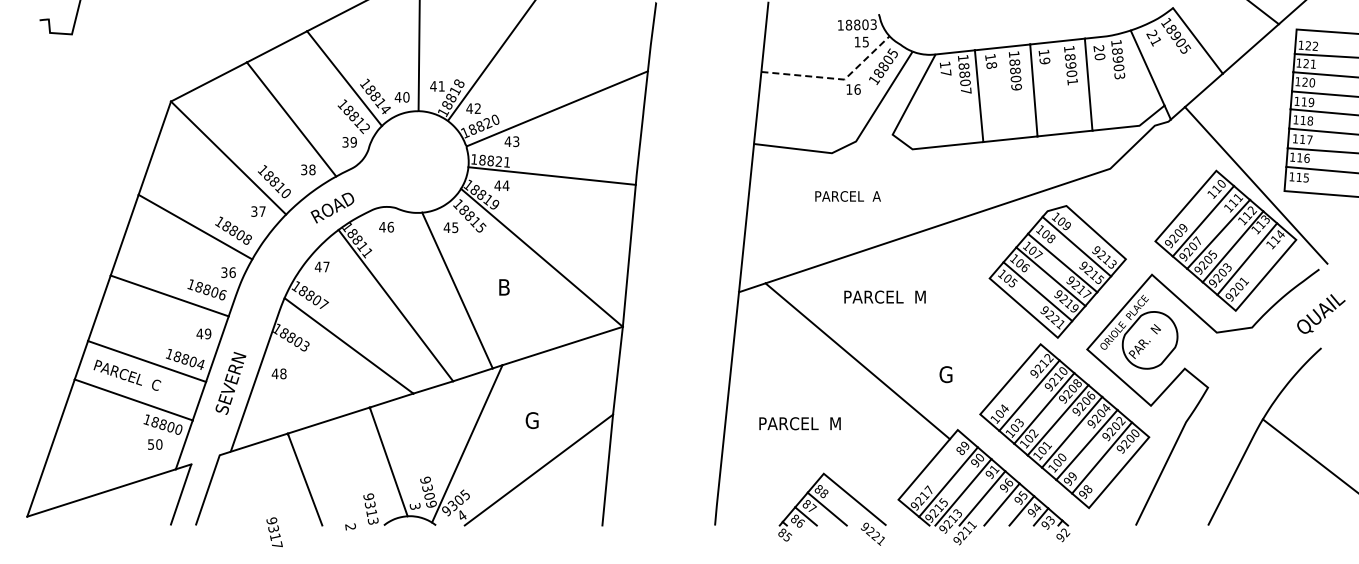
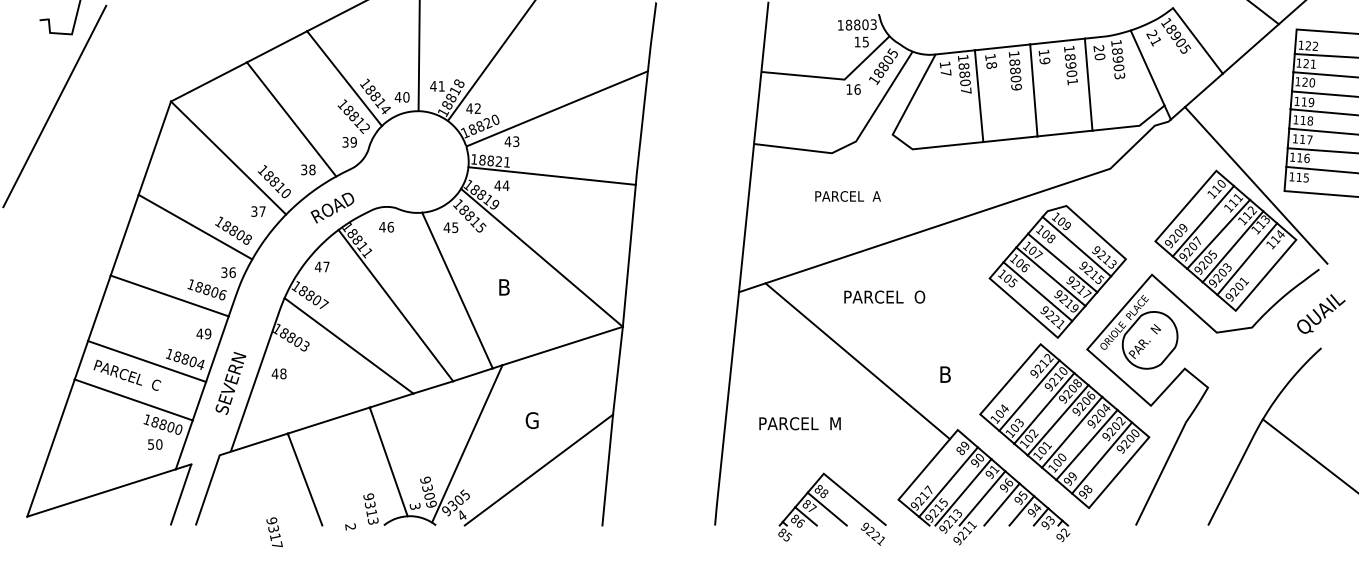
line: dashed -> solid (834, 78)
line: none -> present (54, 106)
text: PARCEL  M -> PARCEL  O (919, 296)
text: G -> B (945, 374)
